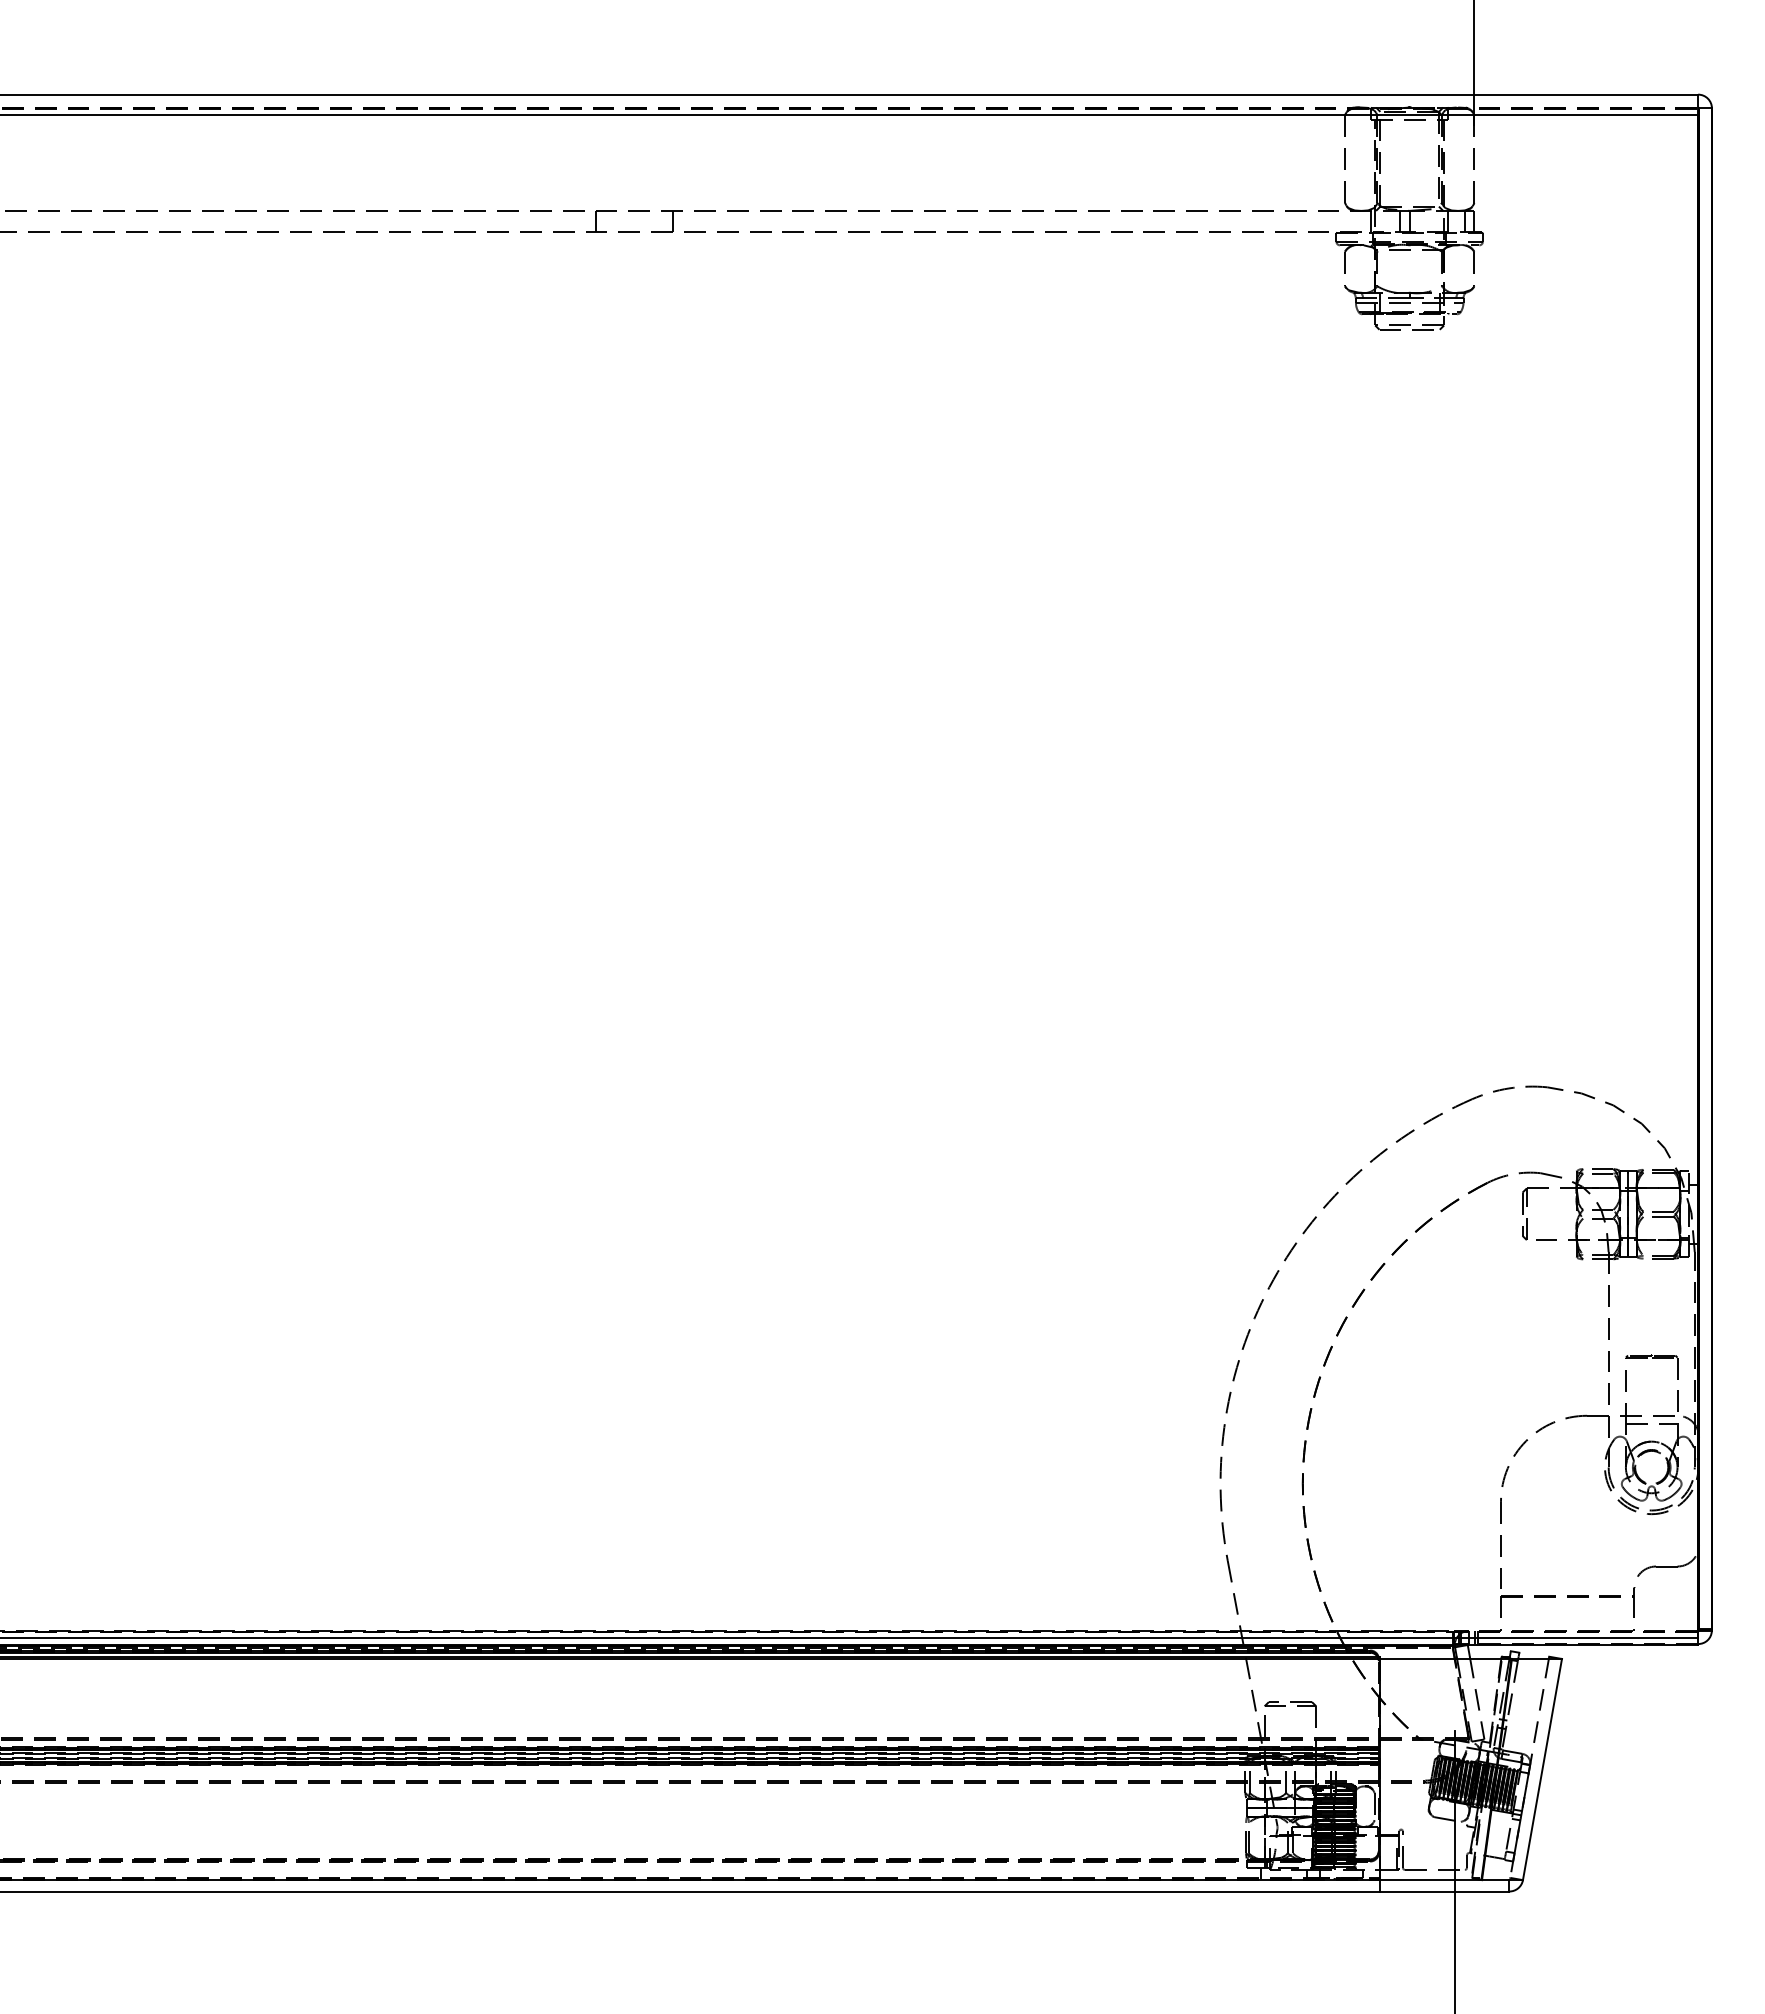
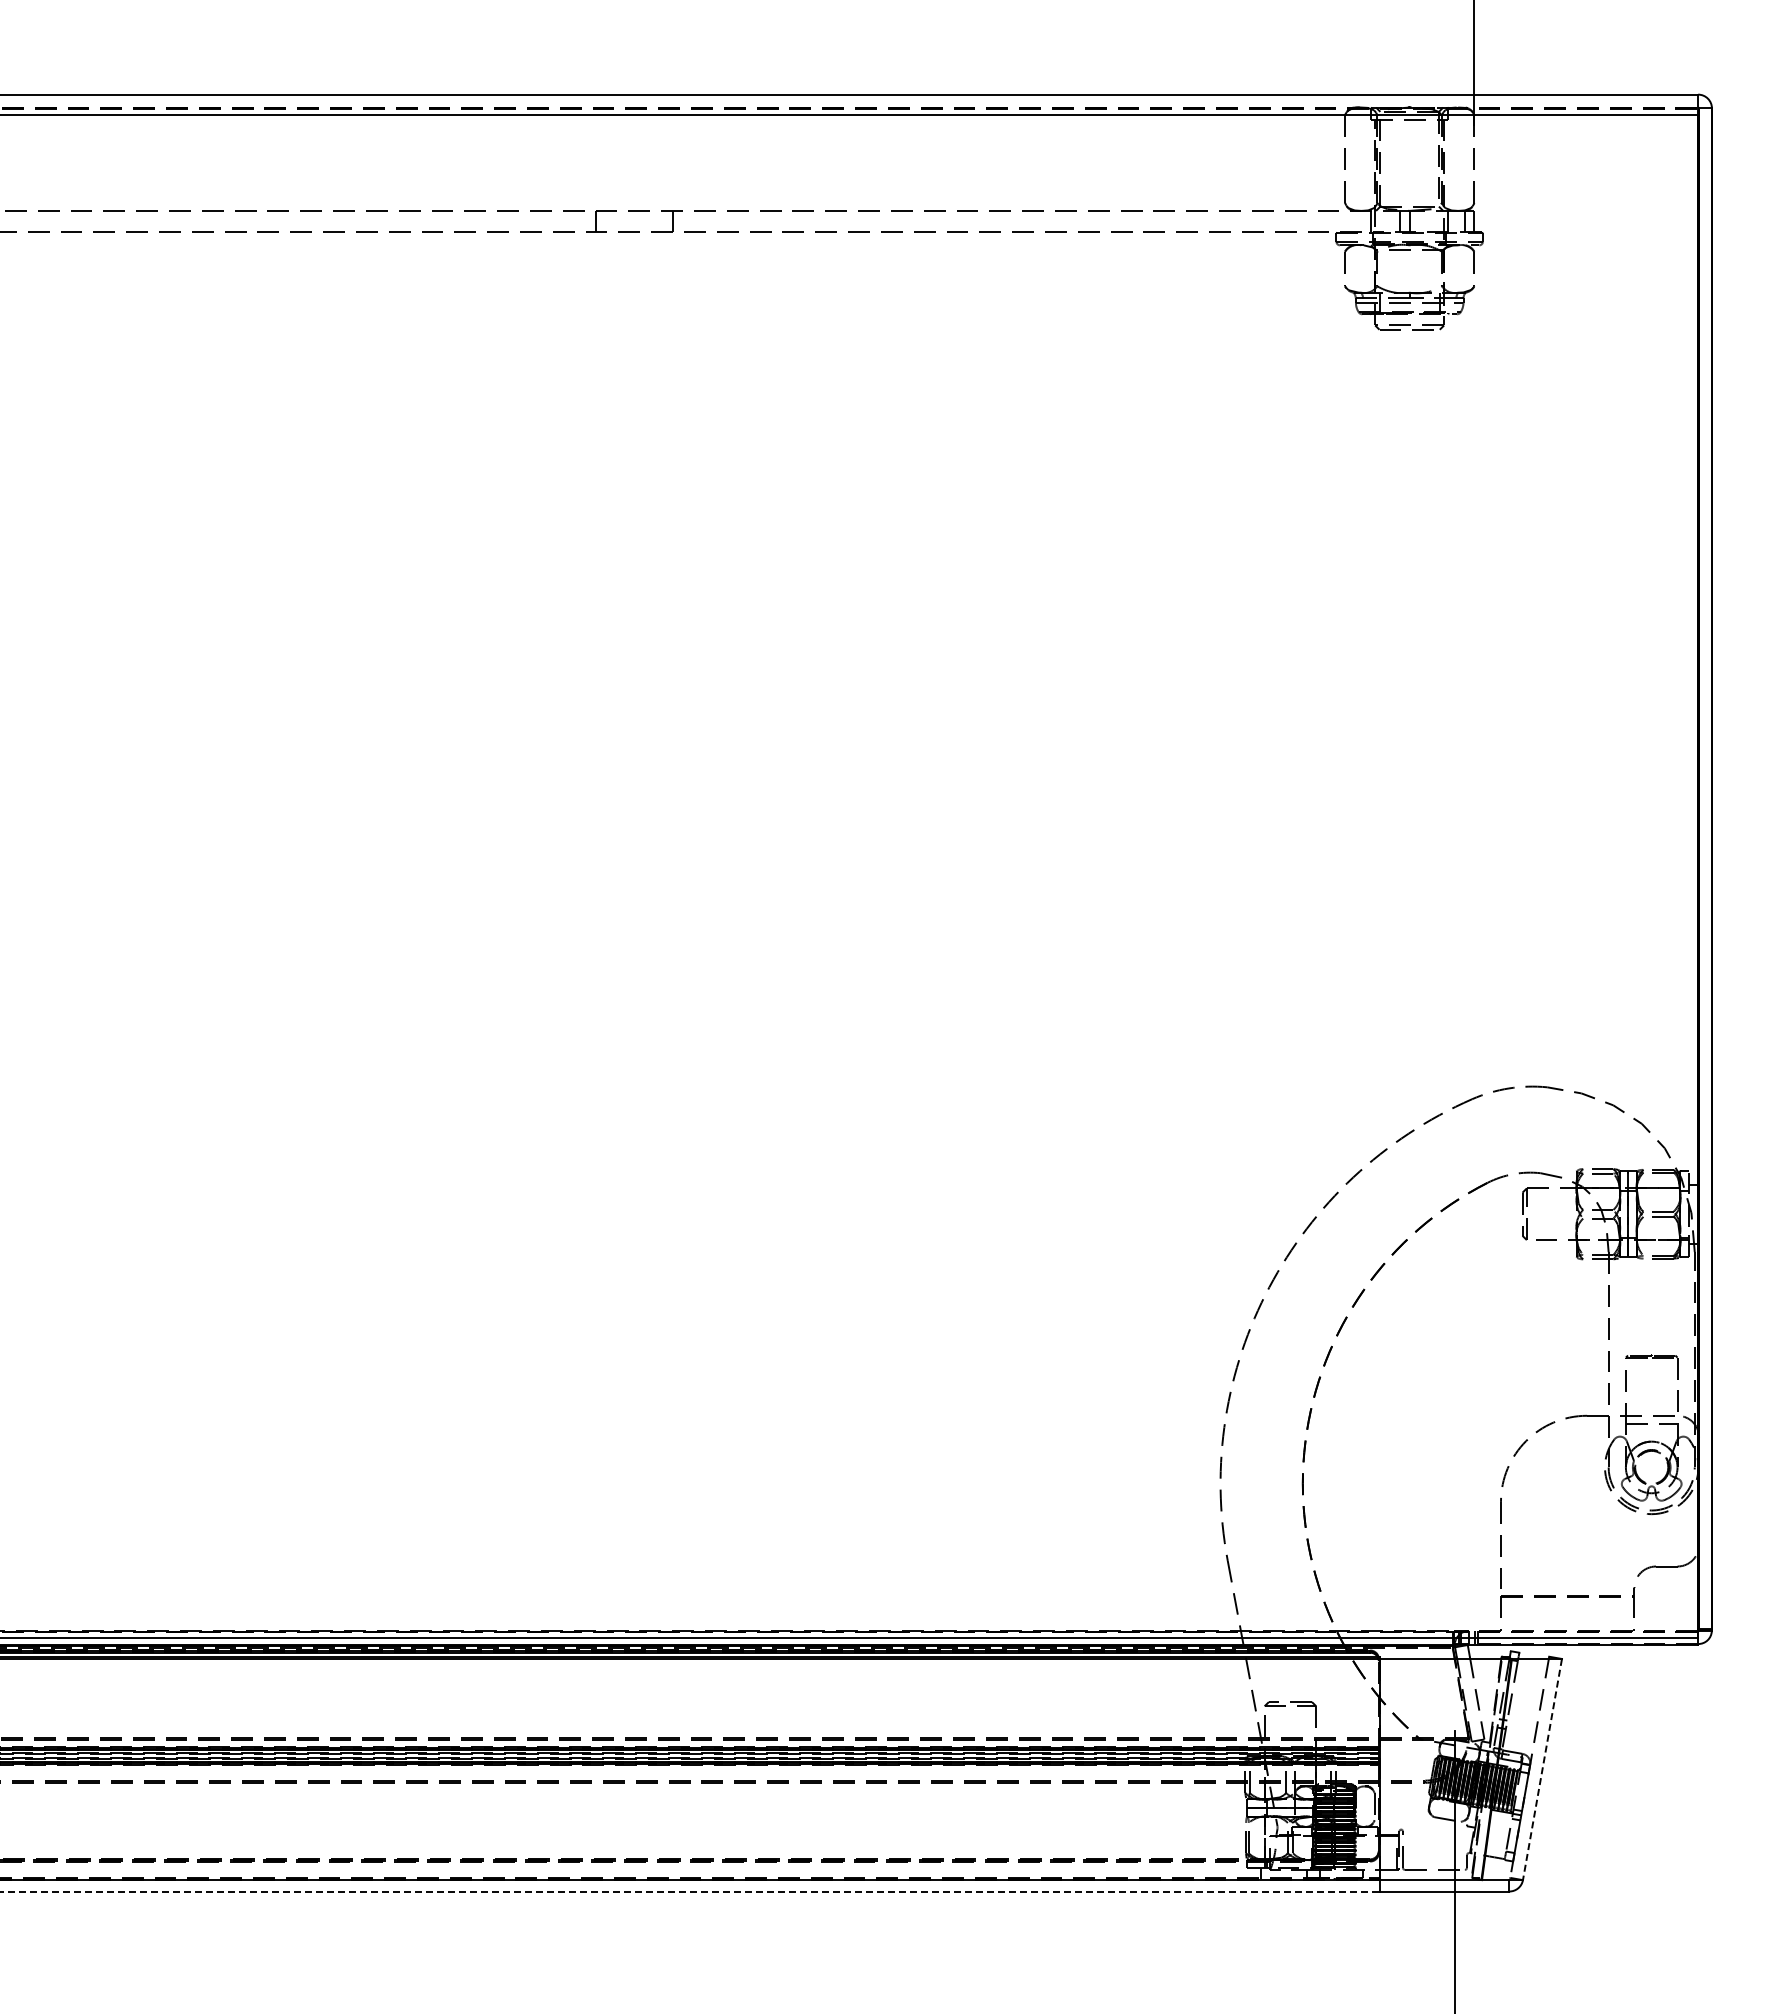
line: solid -> dashed (1542, 1770)
line: solid -> dashed (690, 1891)
